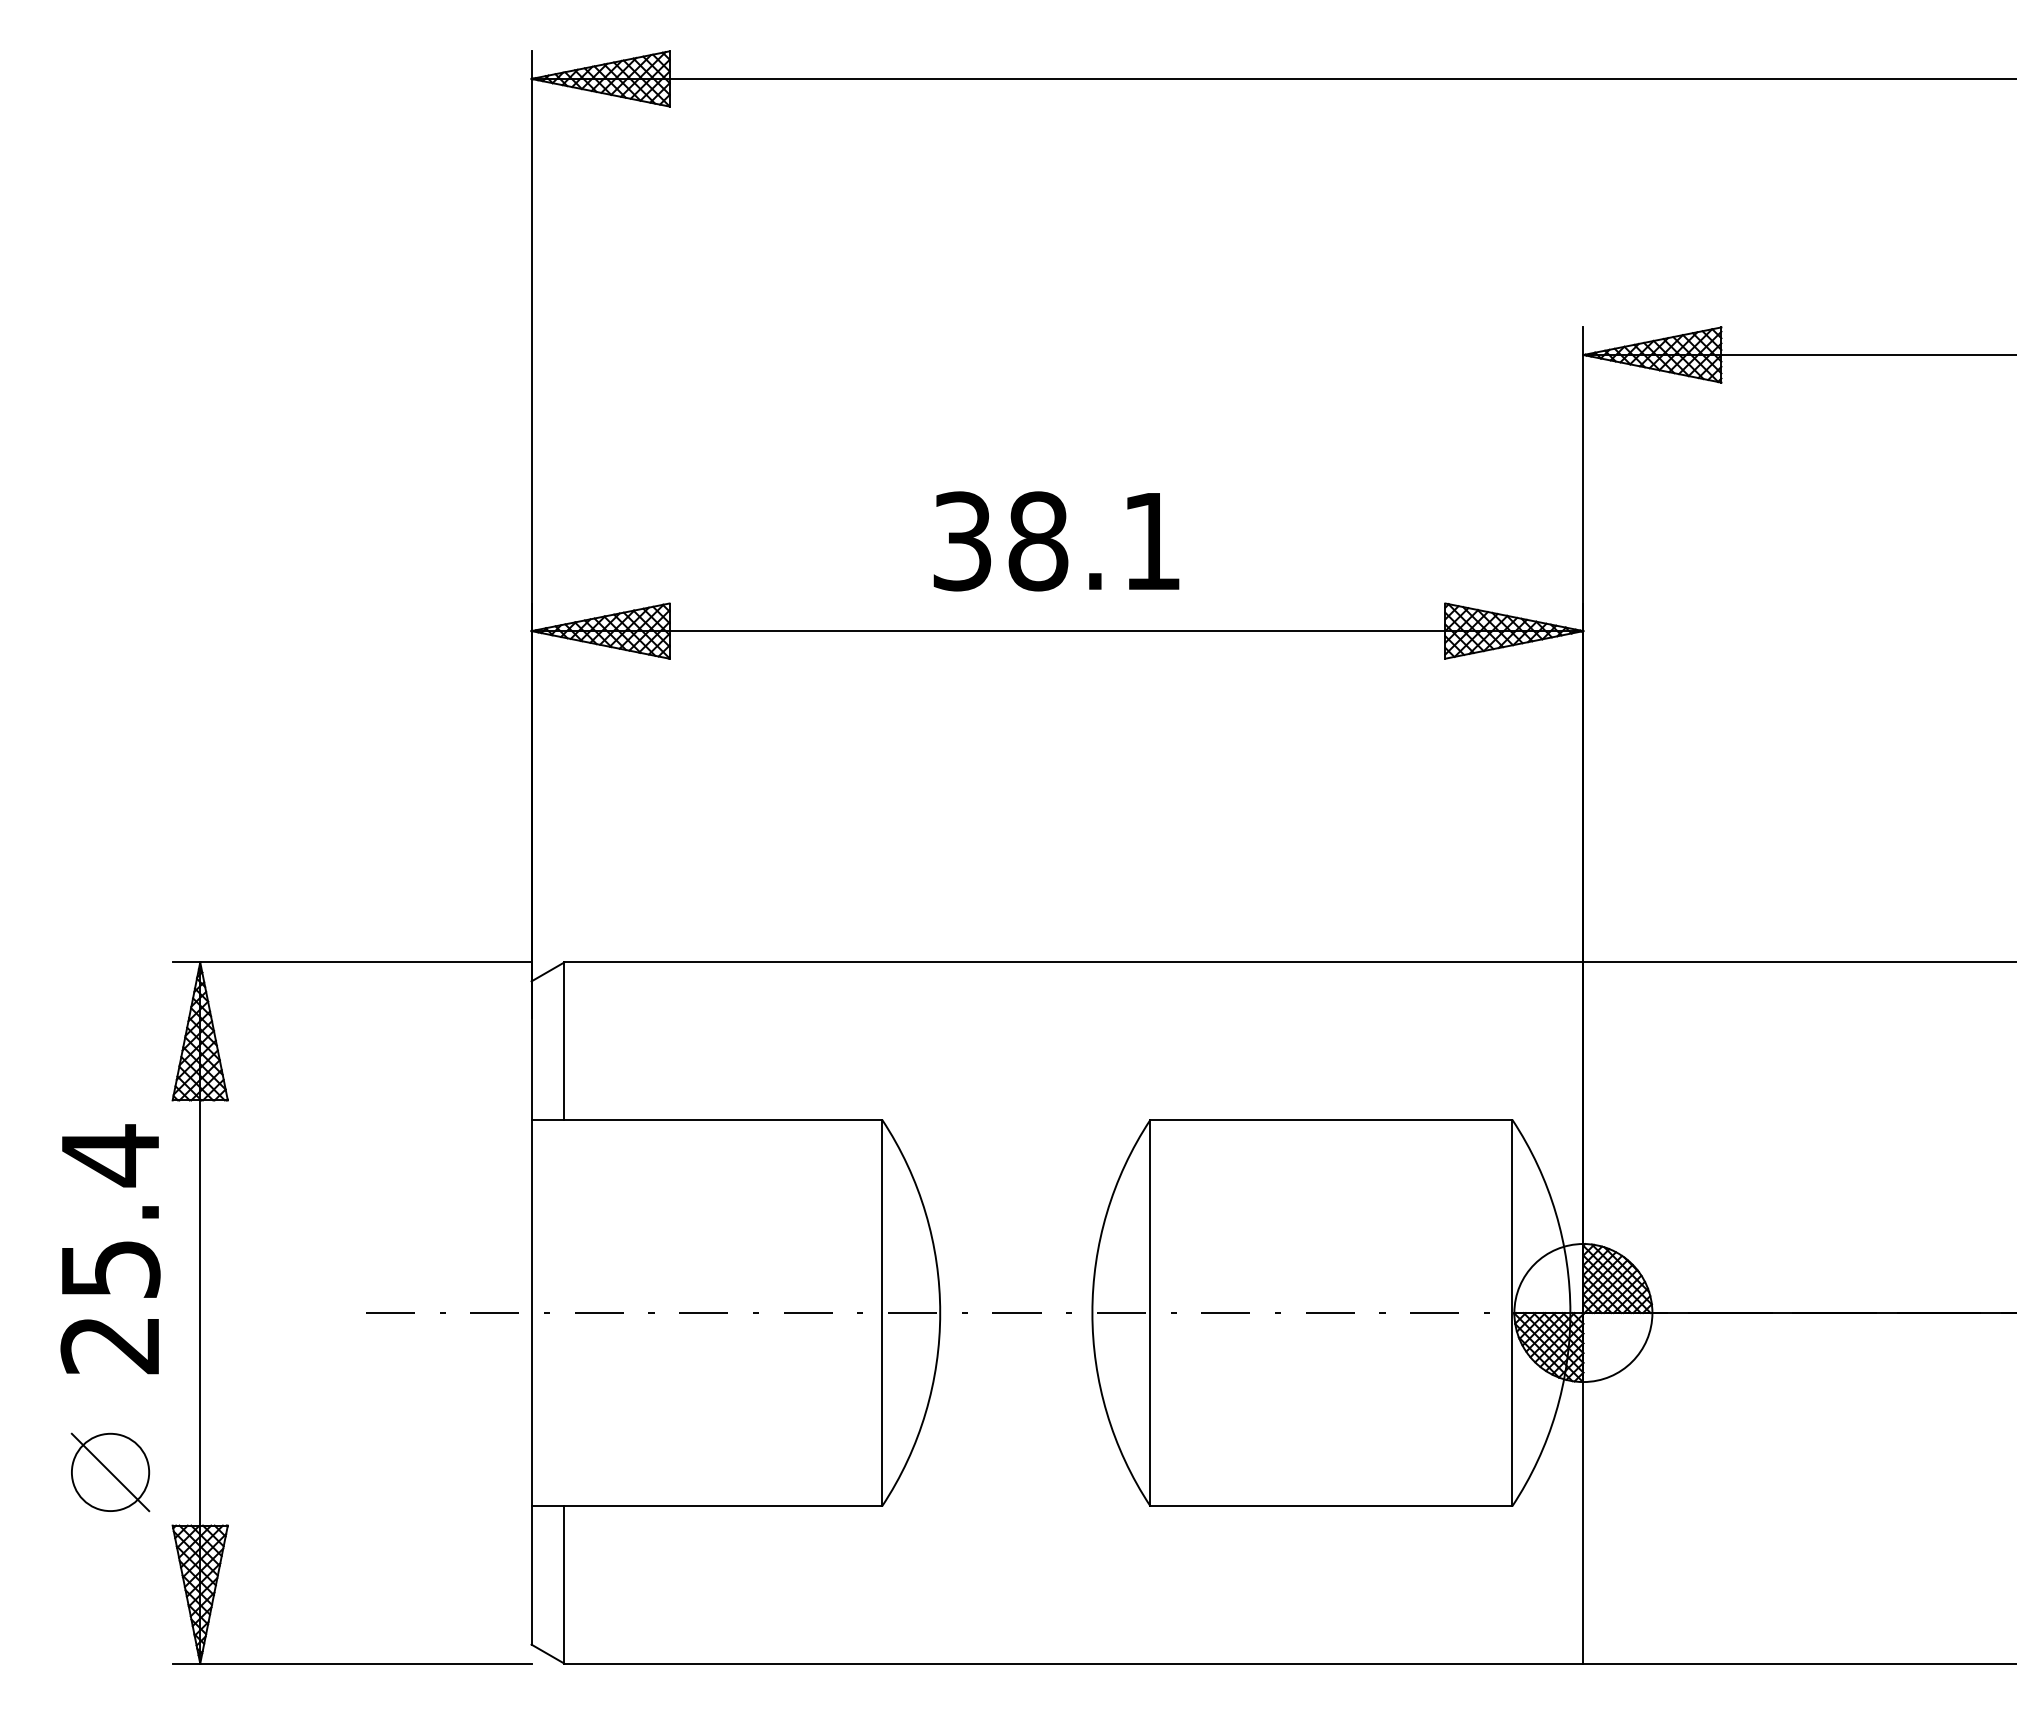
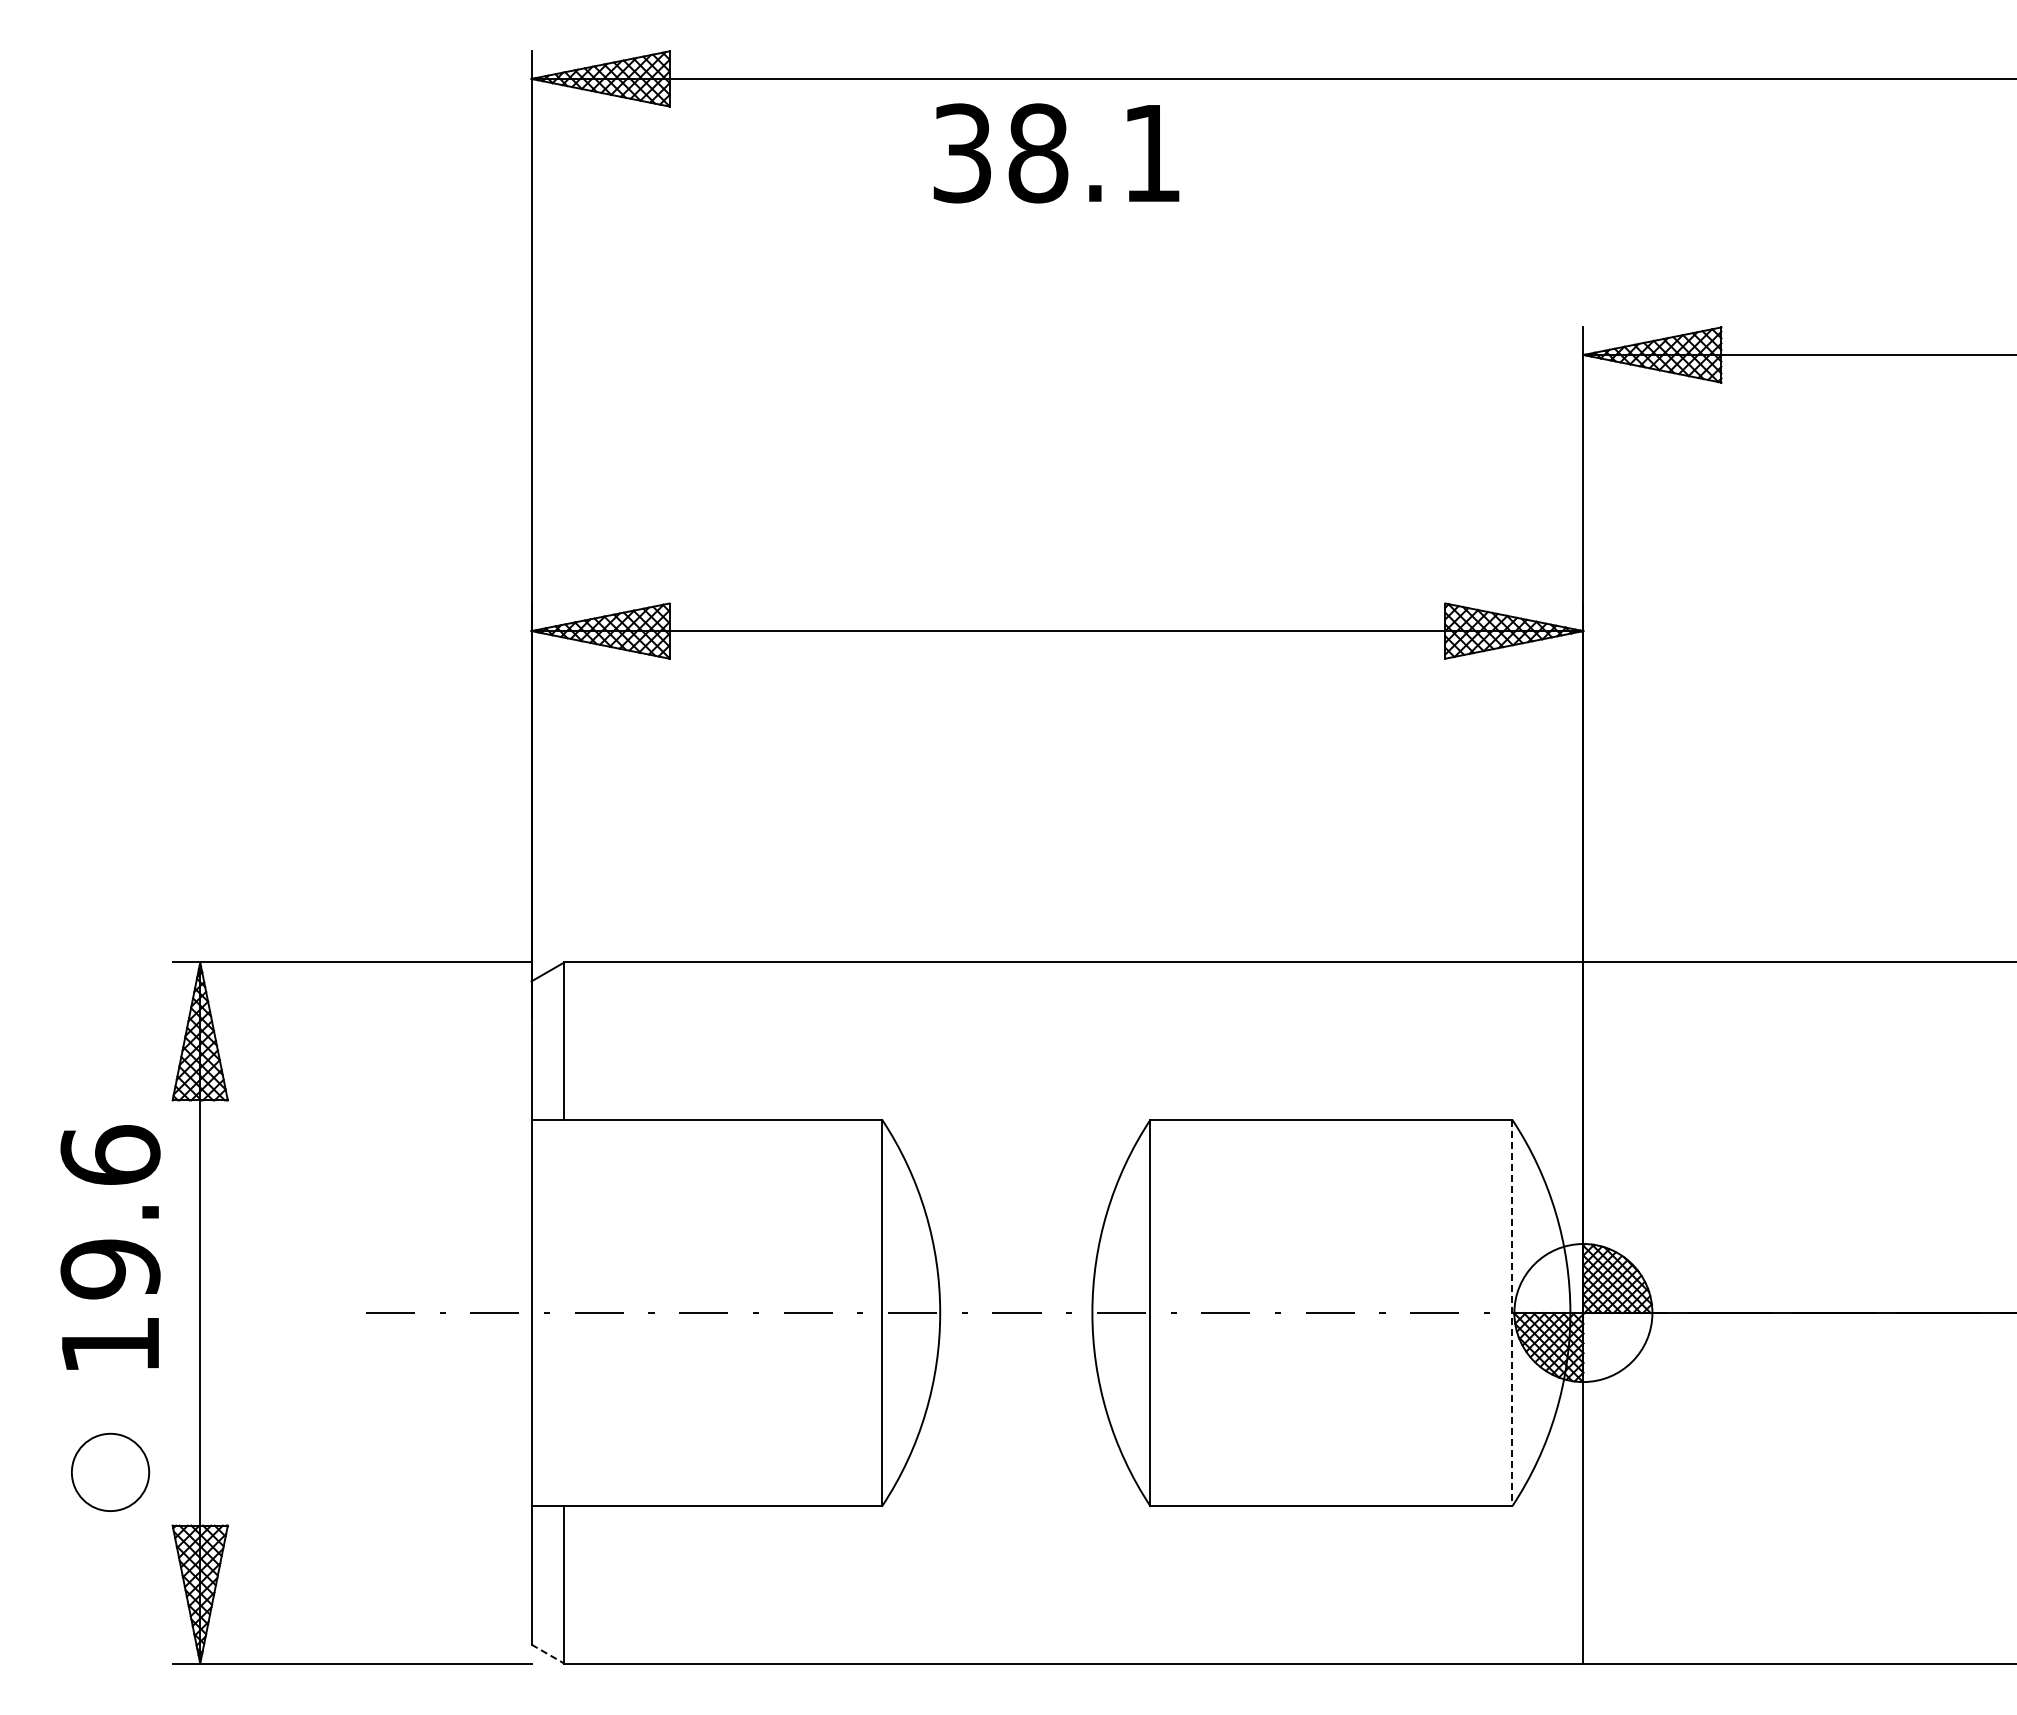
text position: (1056, 541) -> (1056, 153) (1056, 153)
text: 25.4 -> 19.6 (110, 1249)
line: solid -> dashed (1512, 1313)
line: present -> none (110, 1472)
line: solid -> dashed (547, 1654)
